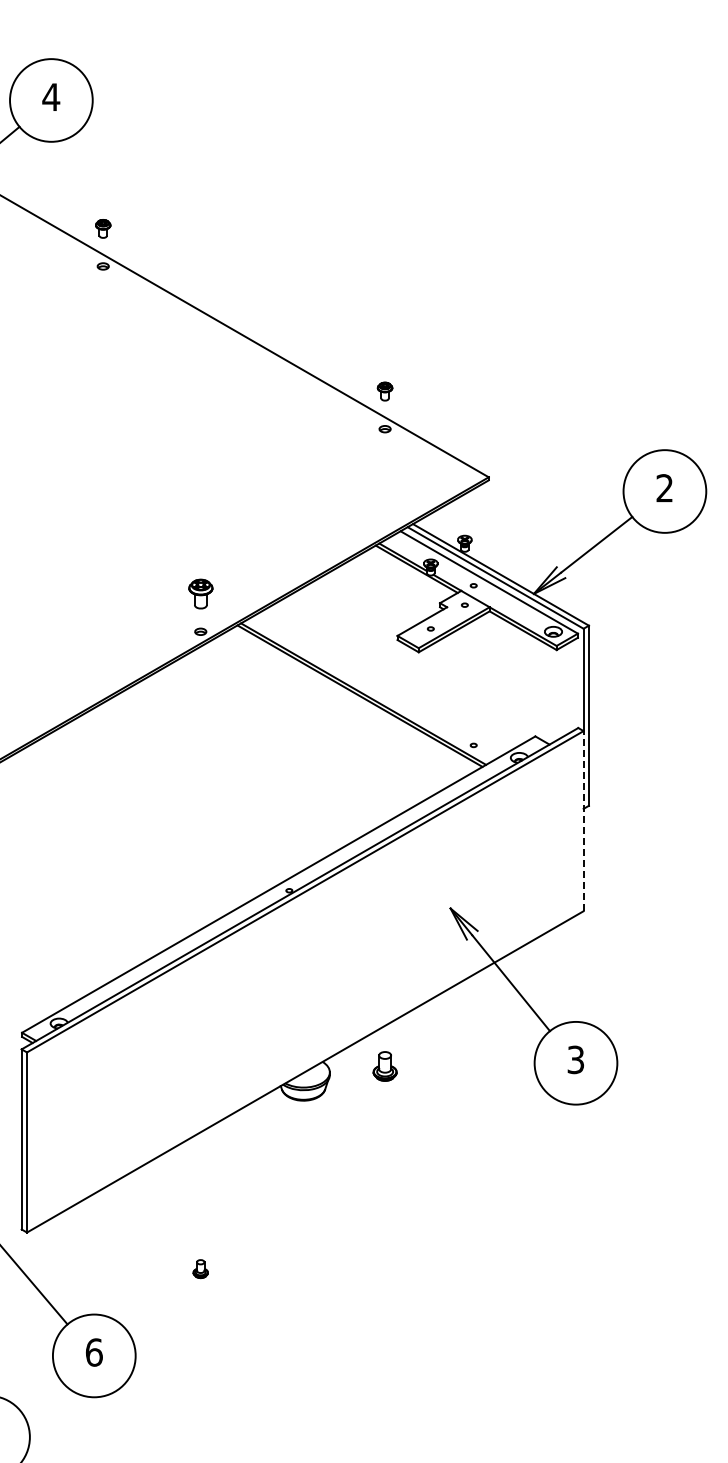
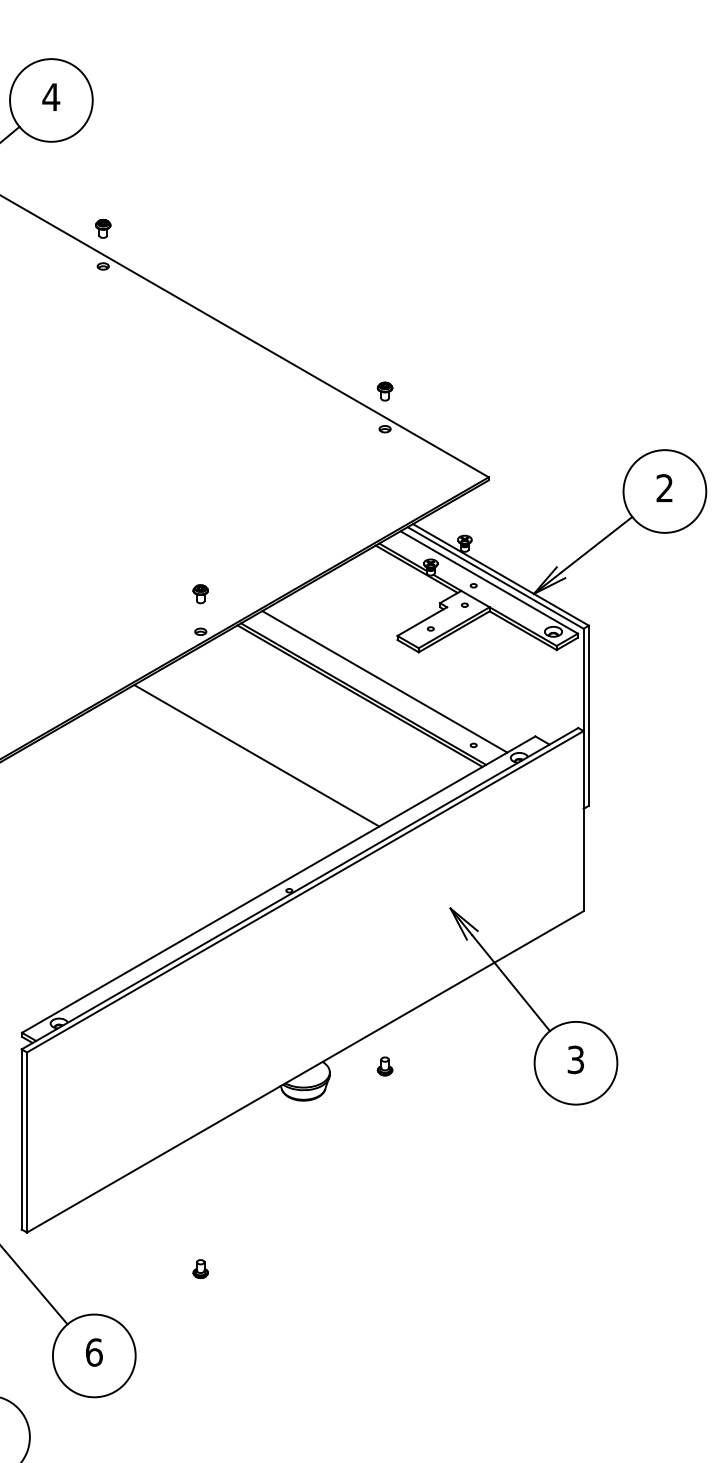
part size: 26x32 px -> 17x21 px (200, 594)
line: none -> present (384, 681)
line: none -> present (256, 755)
line: dashed -> solid (583, 820)
part size: 26x31 px -> 18x21 px (384, 1066)
